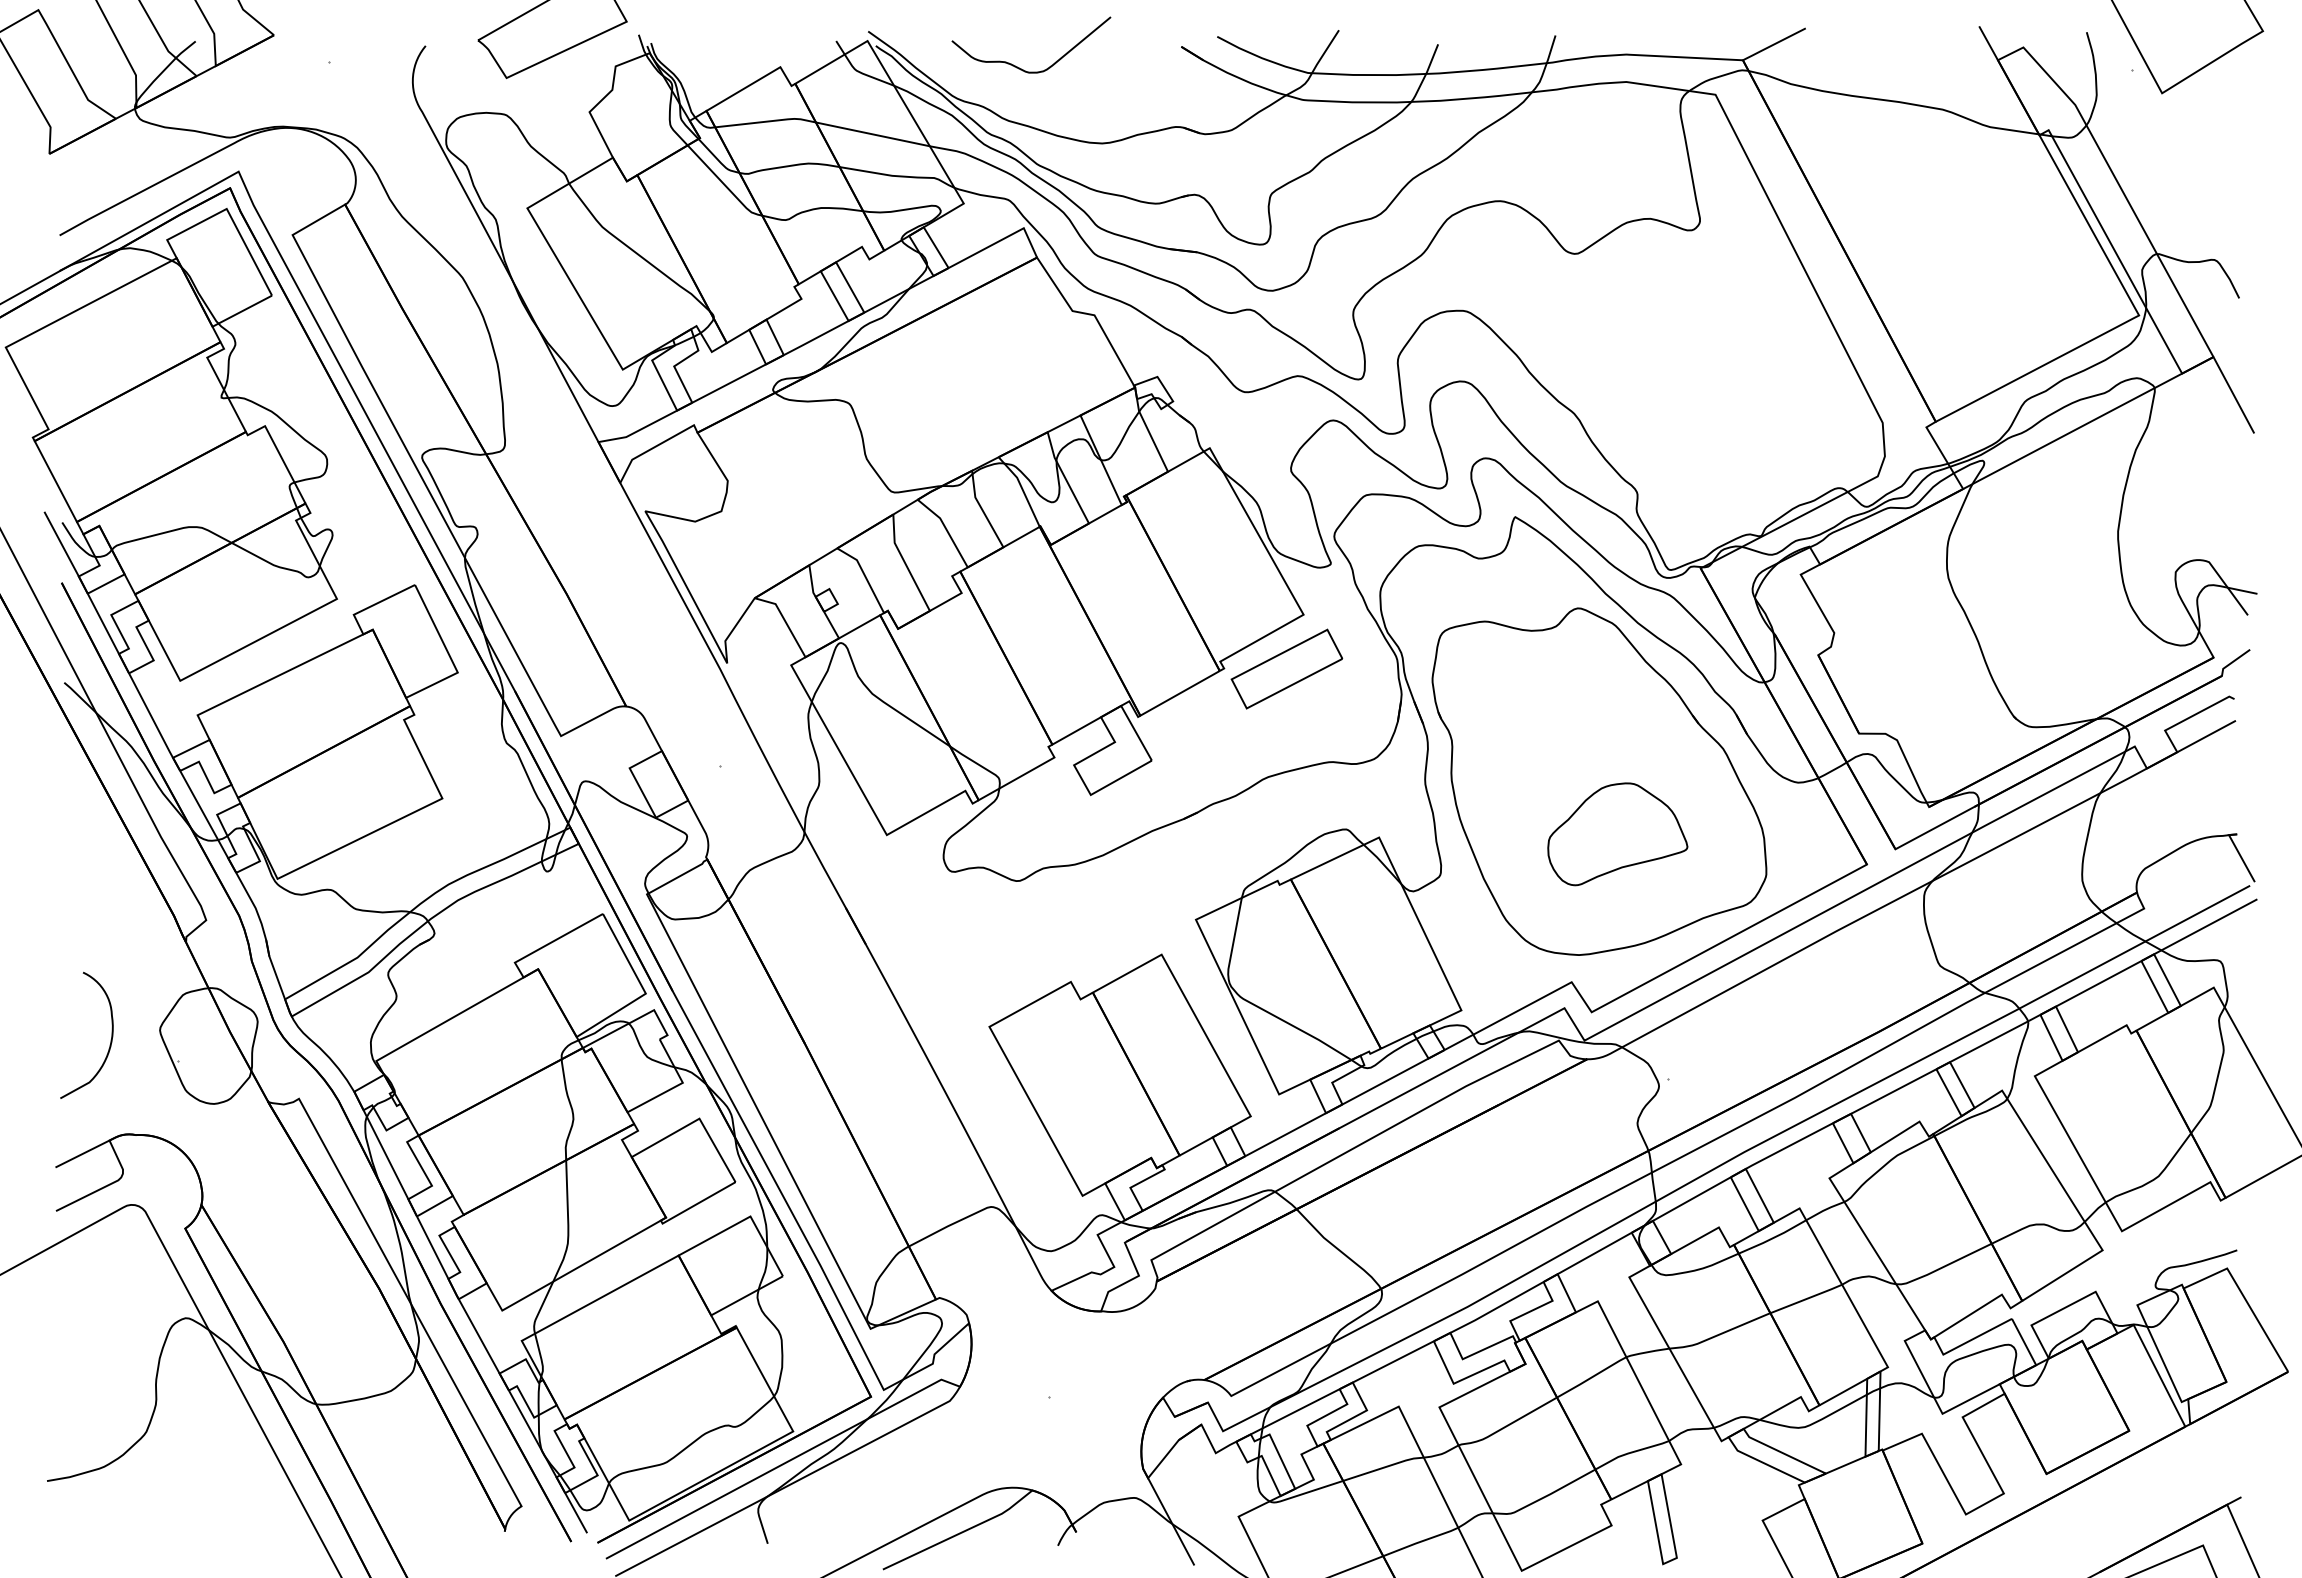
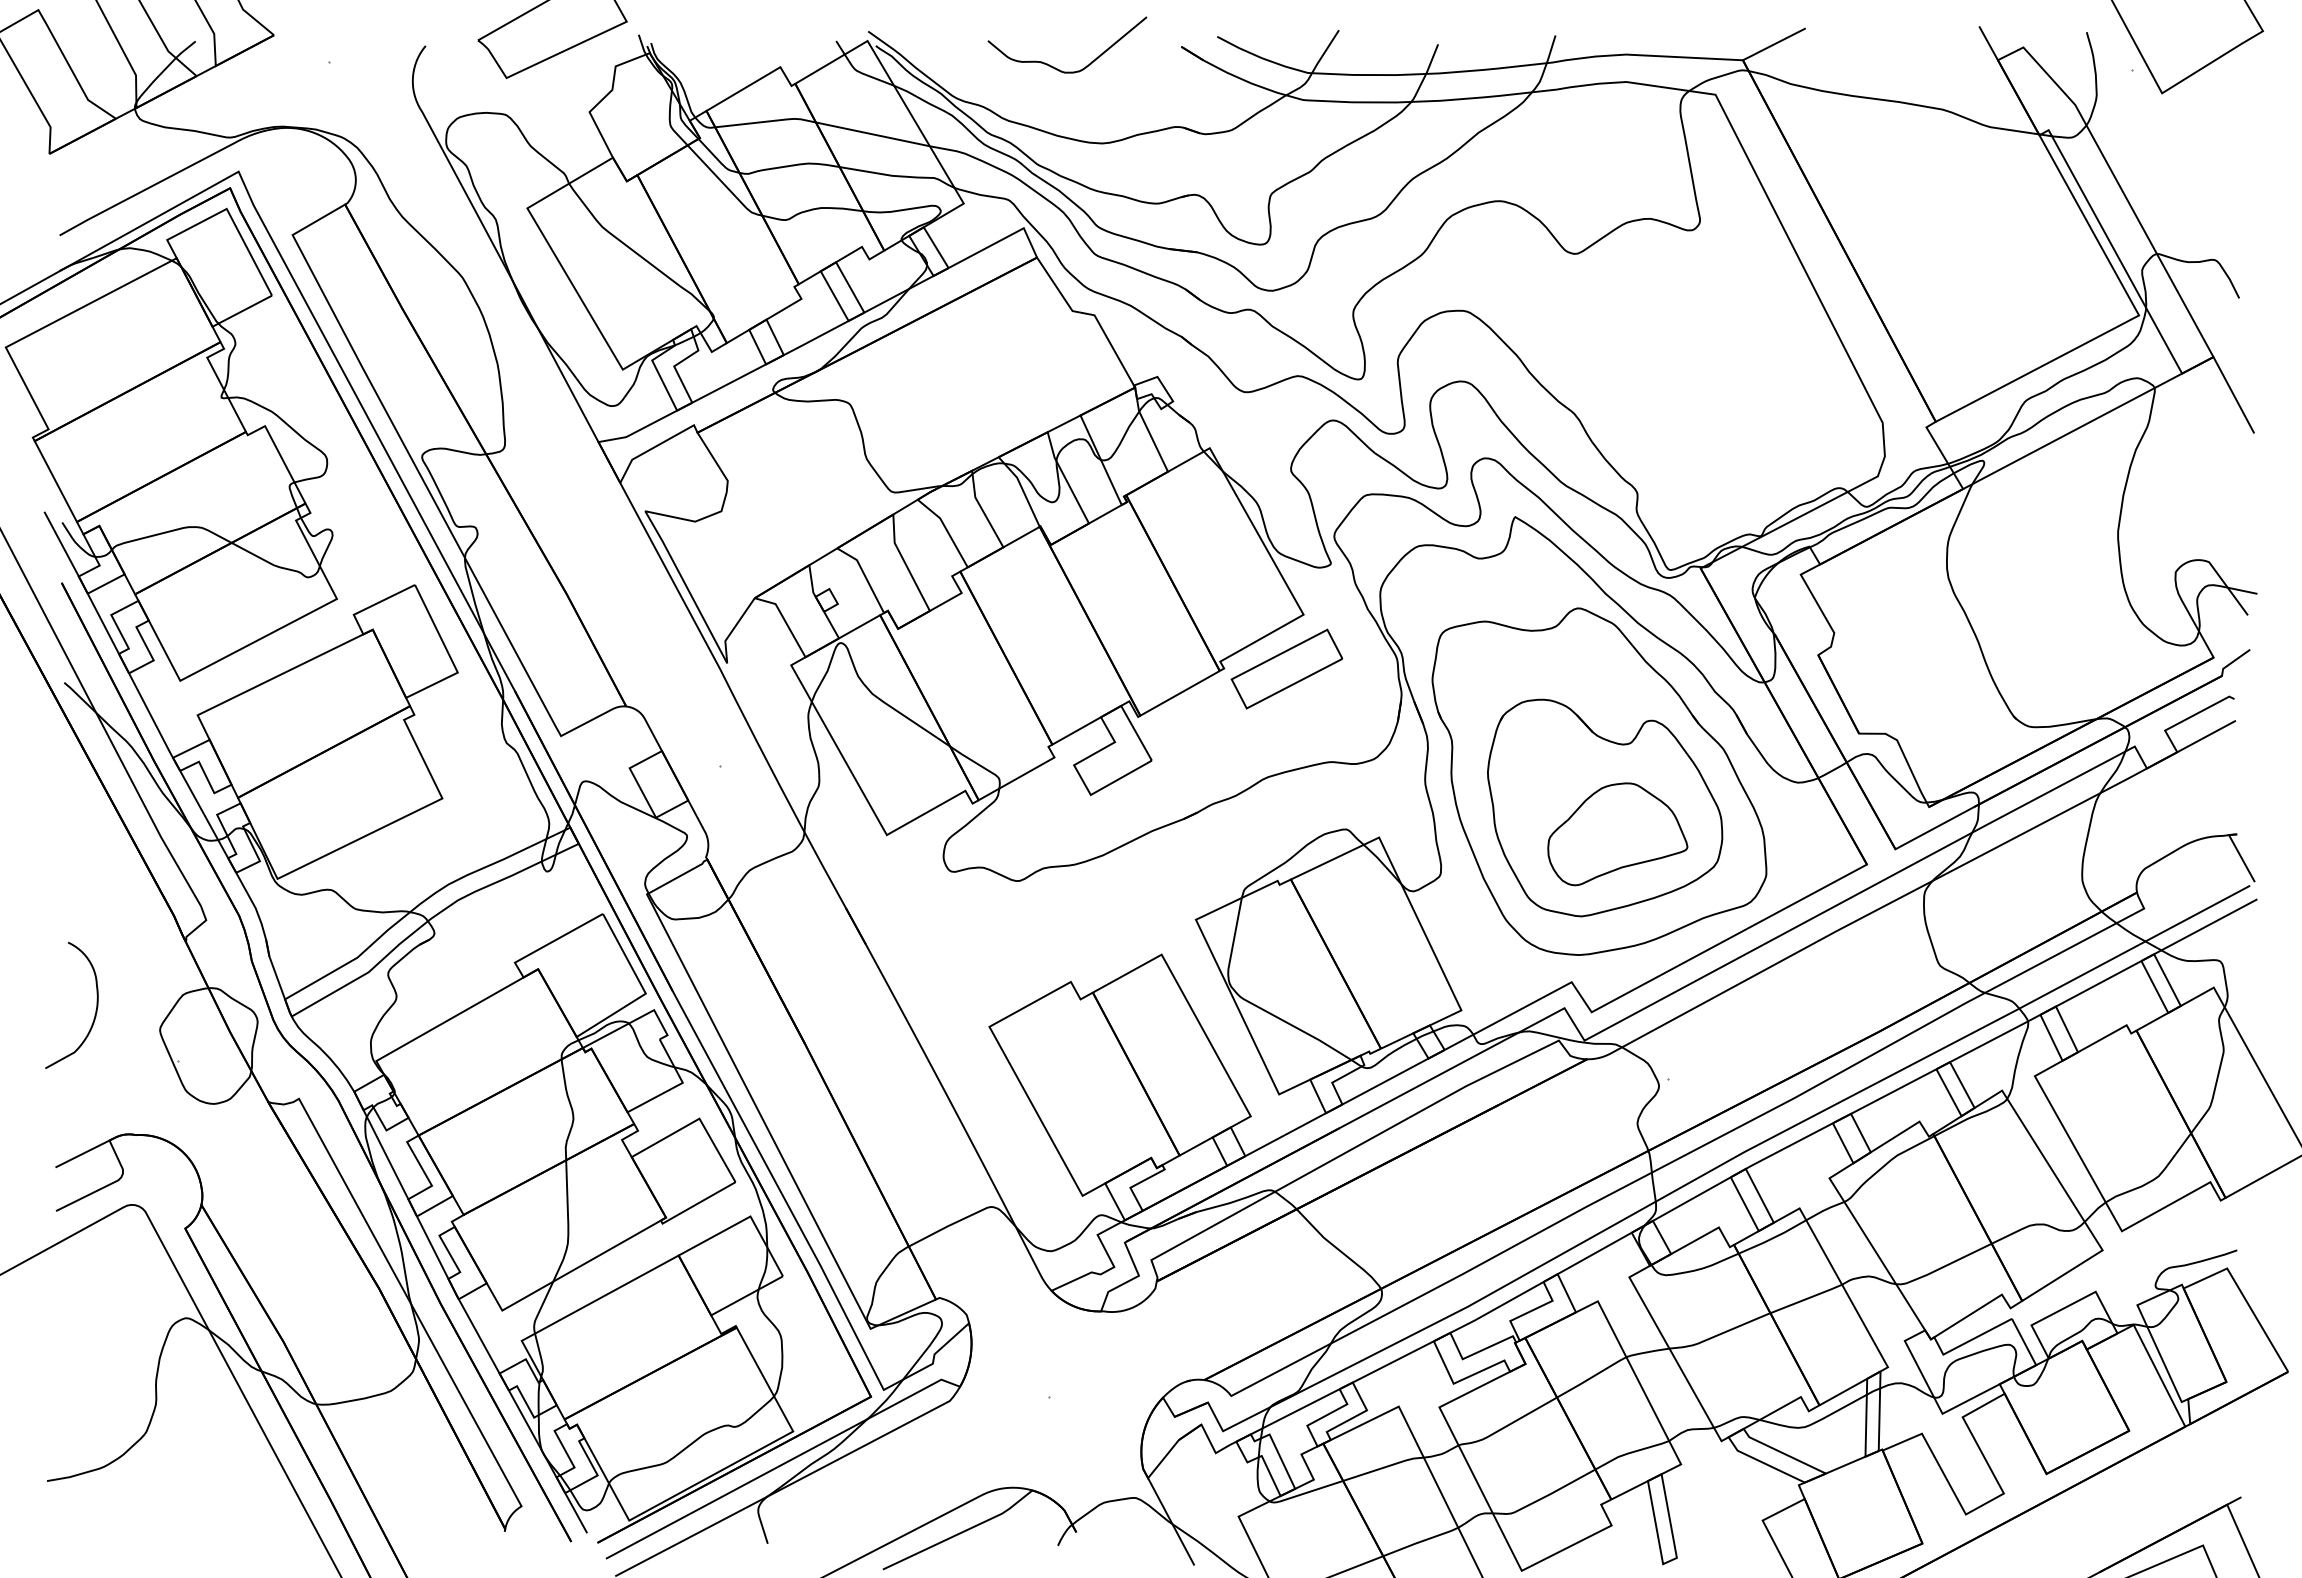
curve position: (1019, 67) -> (1055, 67) (1055, 67)
part: none -> present (1605, 807)
curve position: (110, 1039) -> (95, 1009) (95, 1009)
